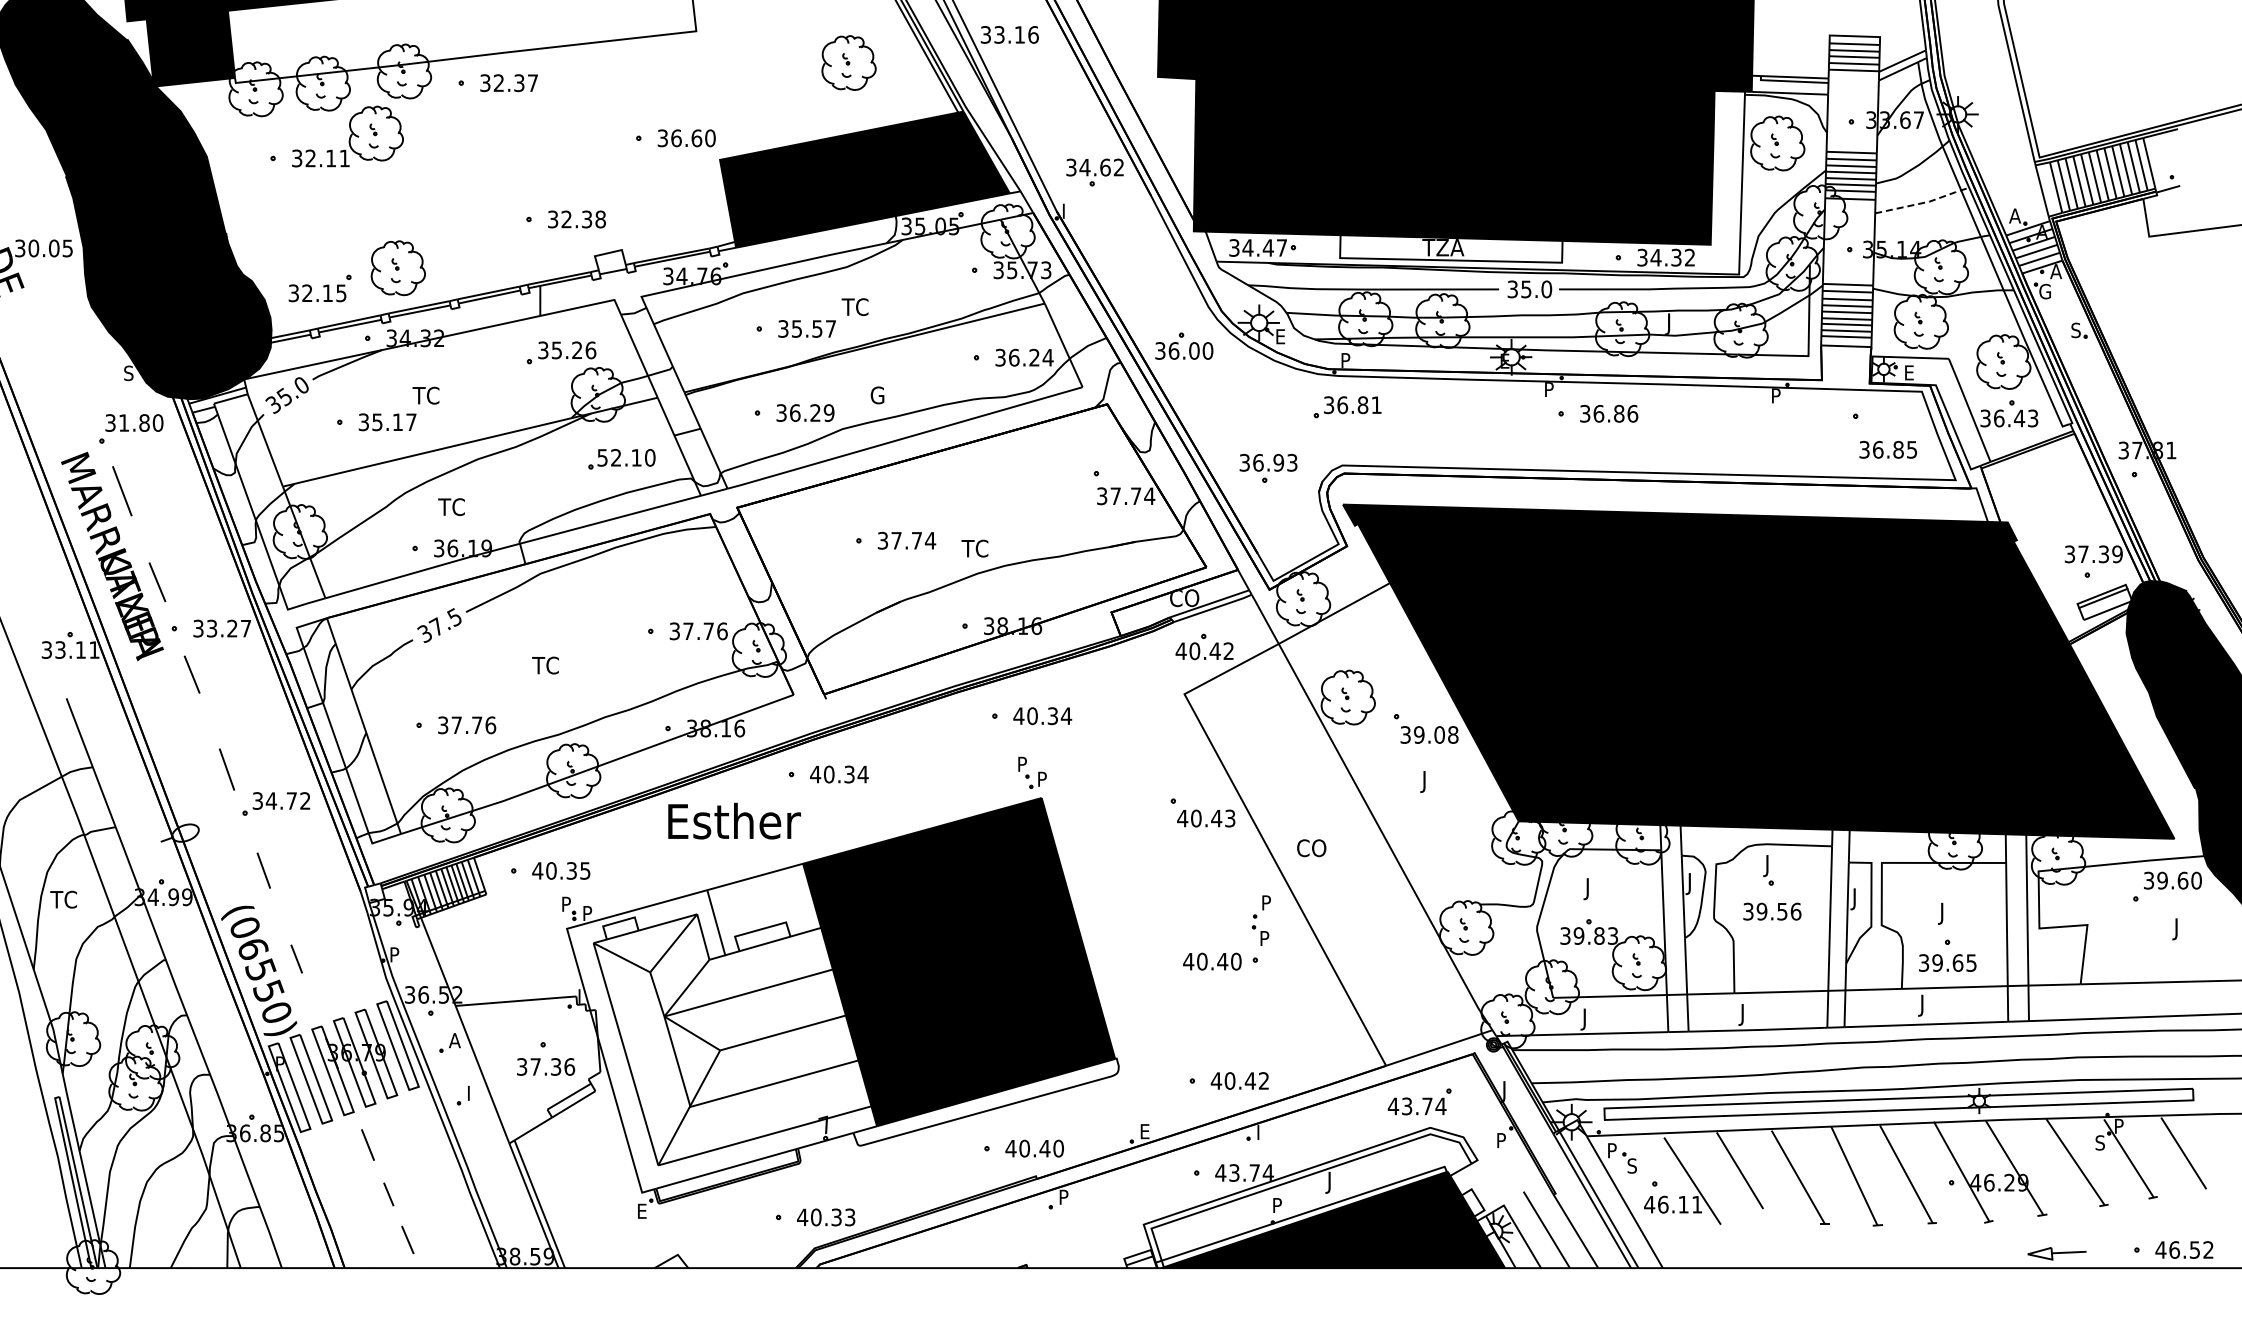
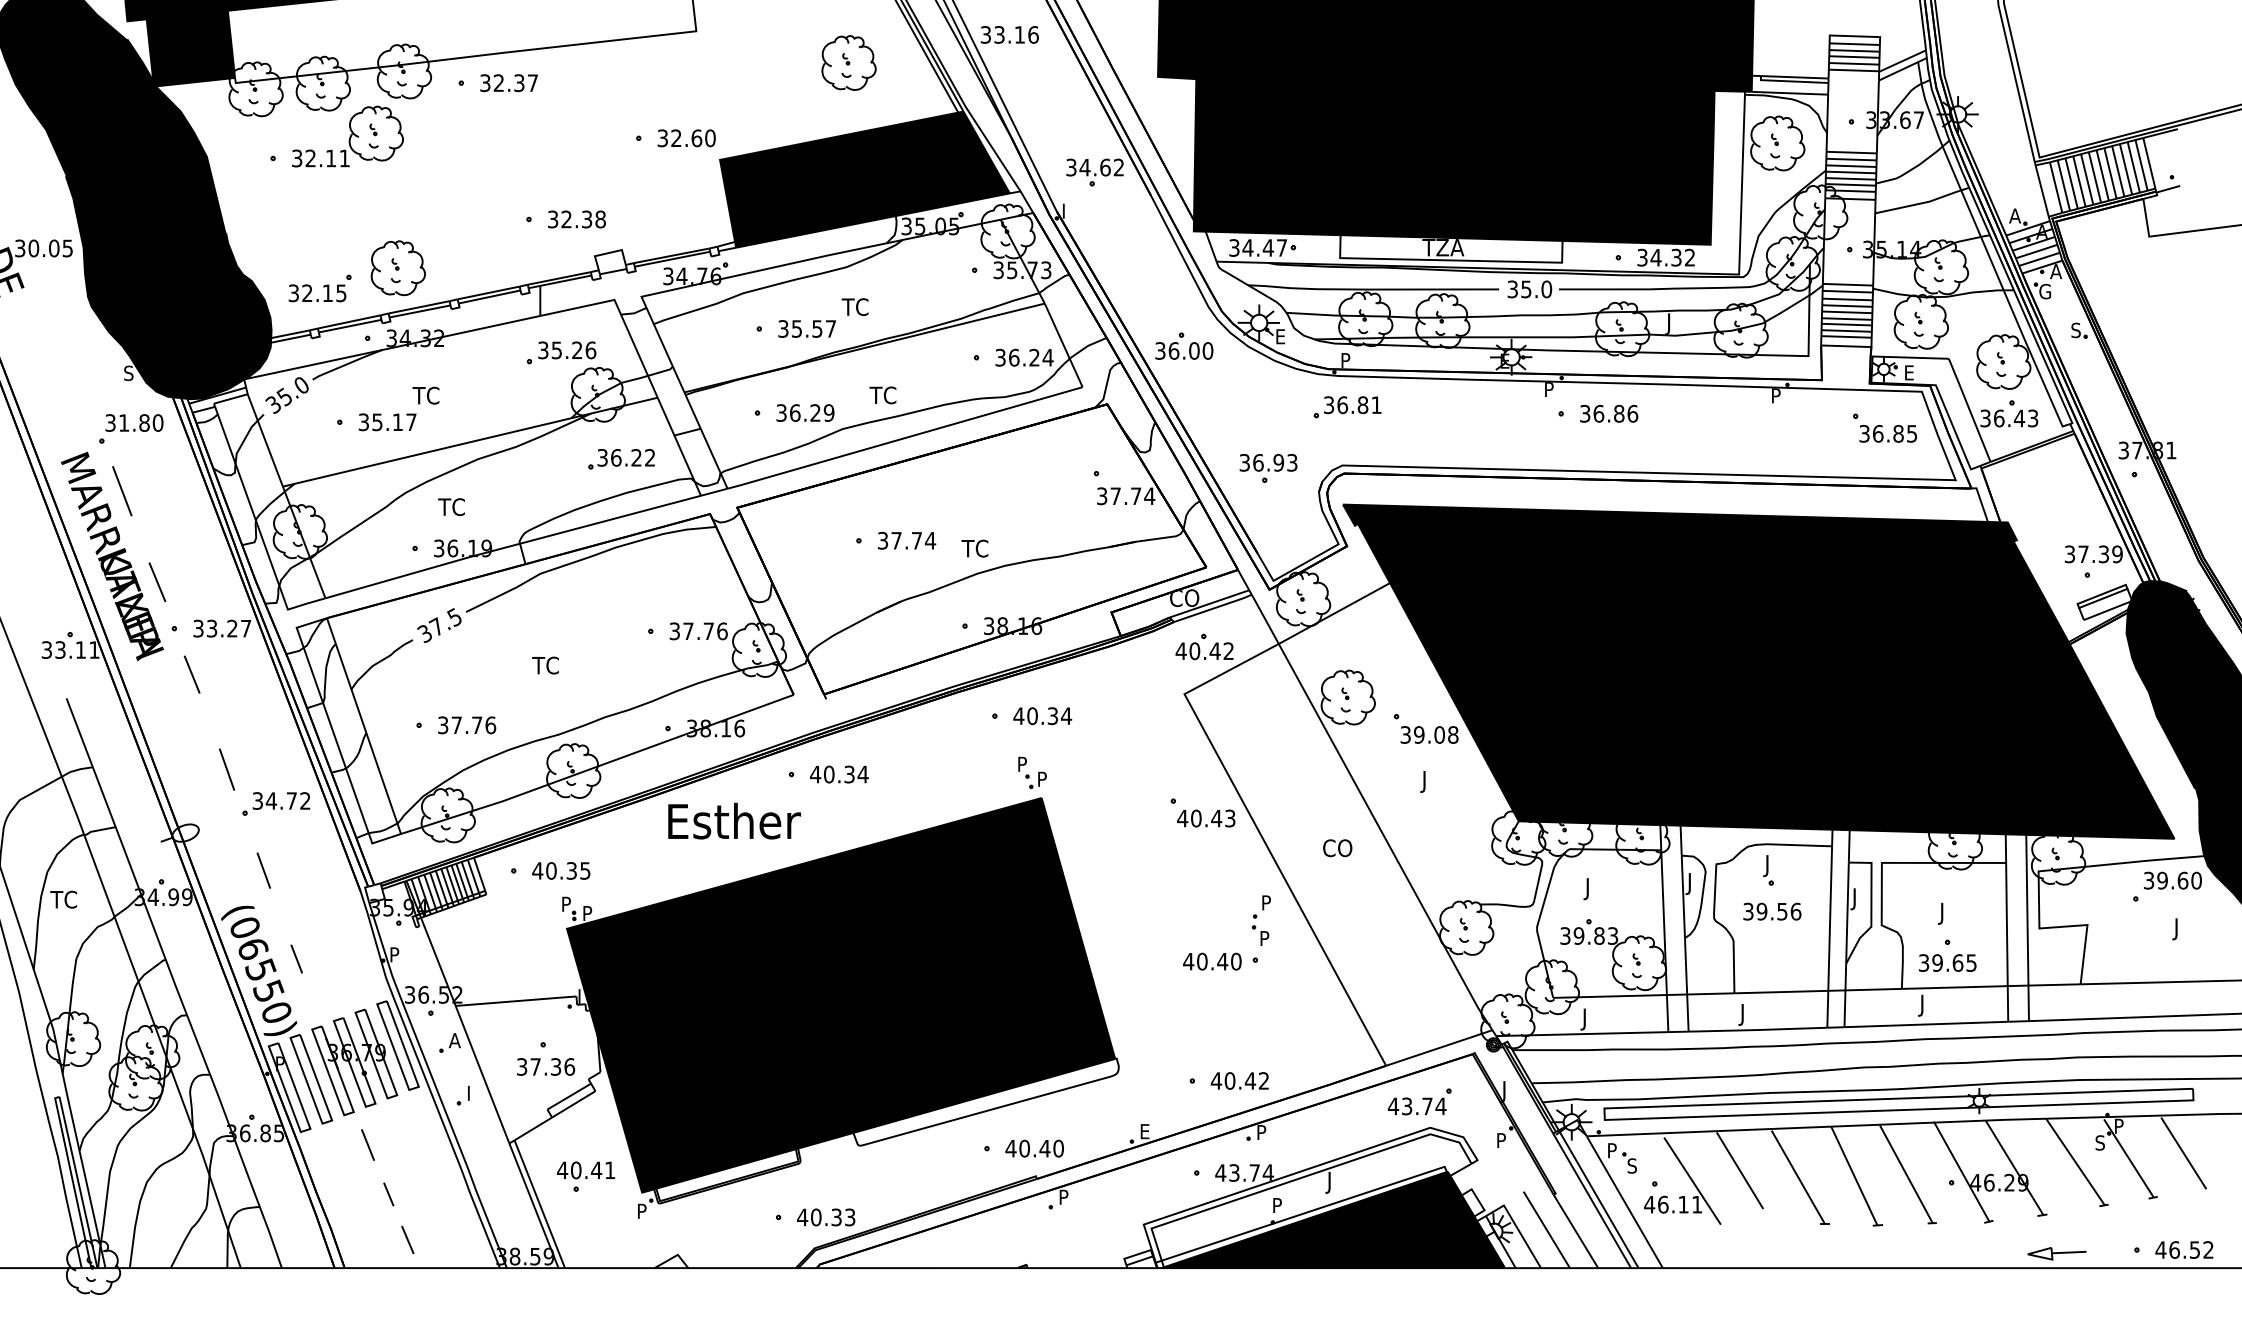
text: 36.60 -> 32.60 (676, 138)
line: dashed -> solid (1924, 202)
text: G -> TC (882, 395)
text position: (1887, 449) -> (1887, 433) (1887, 433)
text: 52.10 -> 36.22 (626, 457)
text position: (1311, 848) -> (1337, 848) (1337, 848)
fill: none -> present (722, 1027)
text: I -> P (1262, 1129)
part: none -> present (585, 1176)
text: E -> P (642, 1210)
